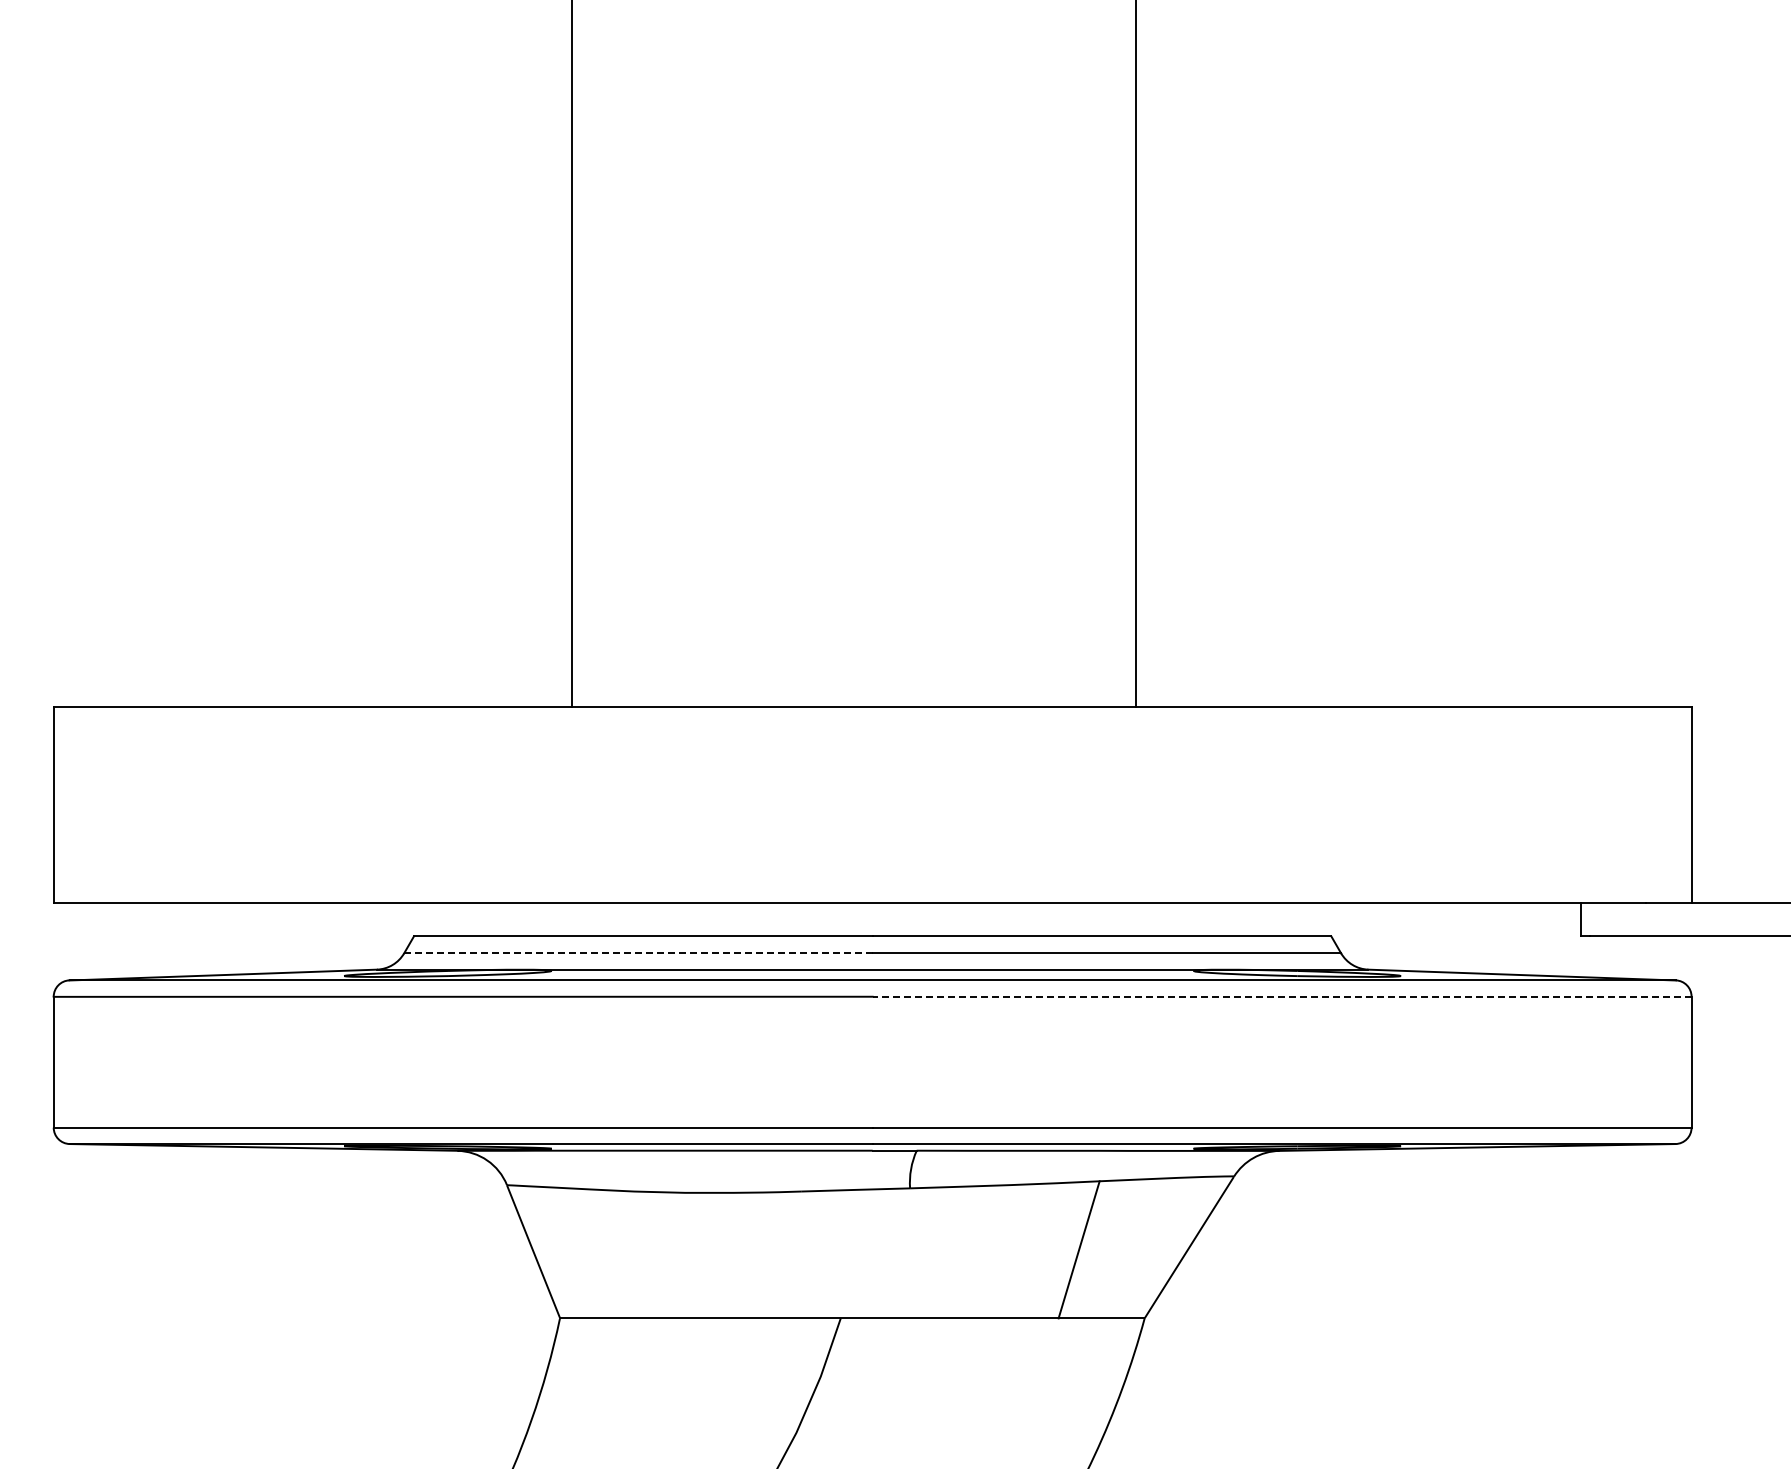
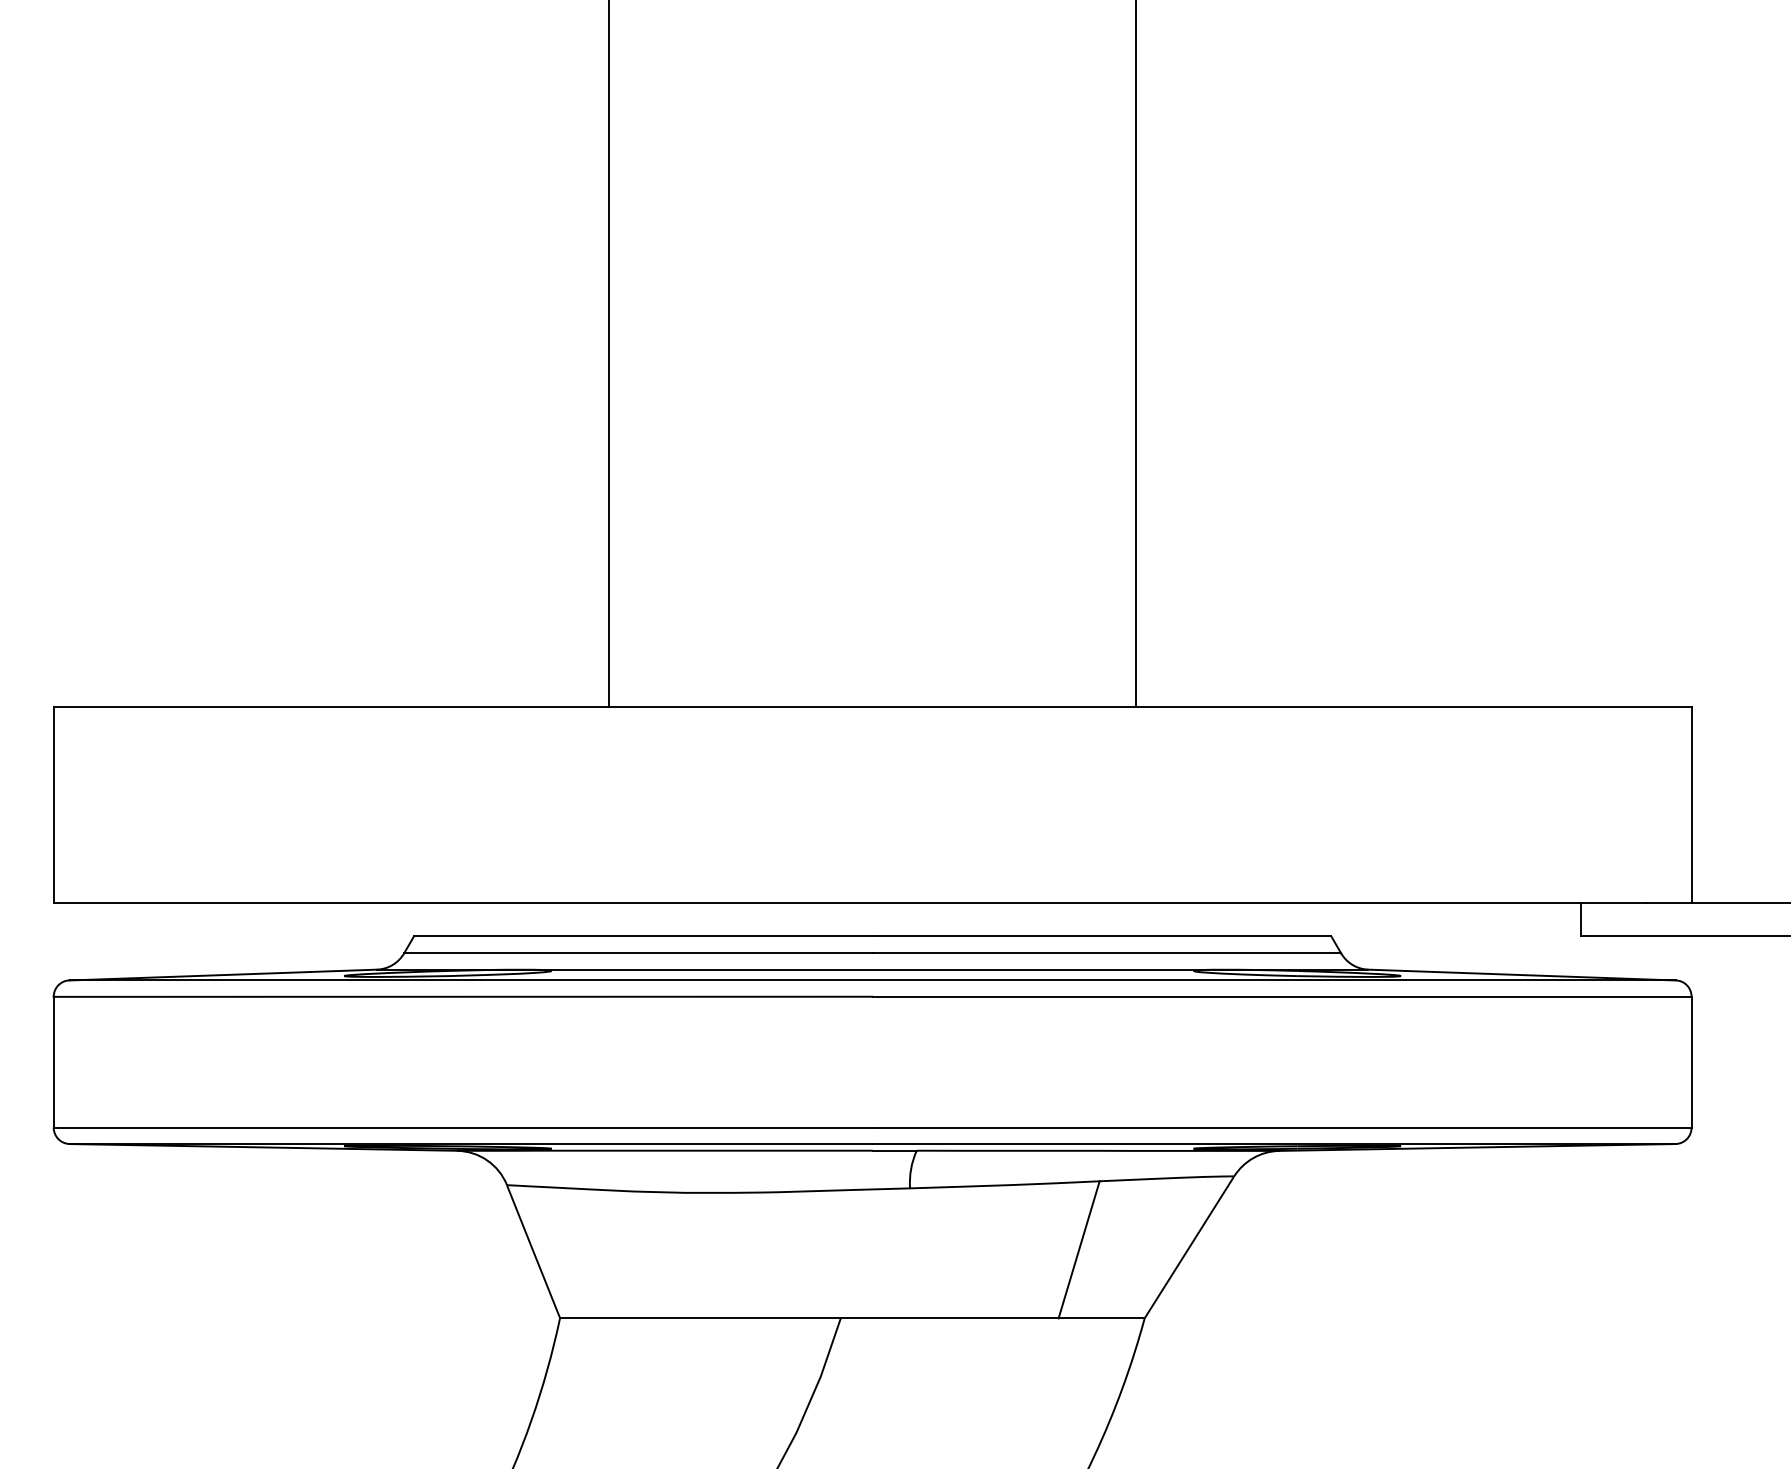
line position: (571, 354) -> (608, 354) (608, 354)
line: dashed -> solid (638, 953)
line: dashed -> solid (1281, 996)
